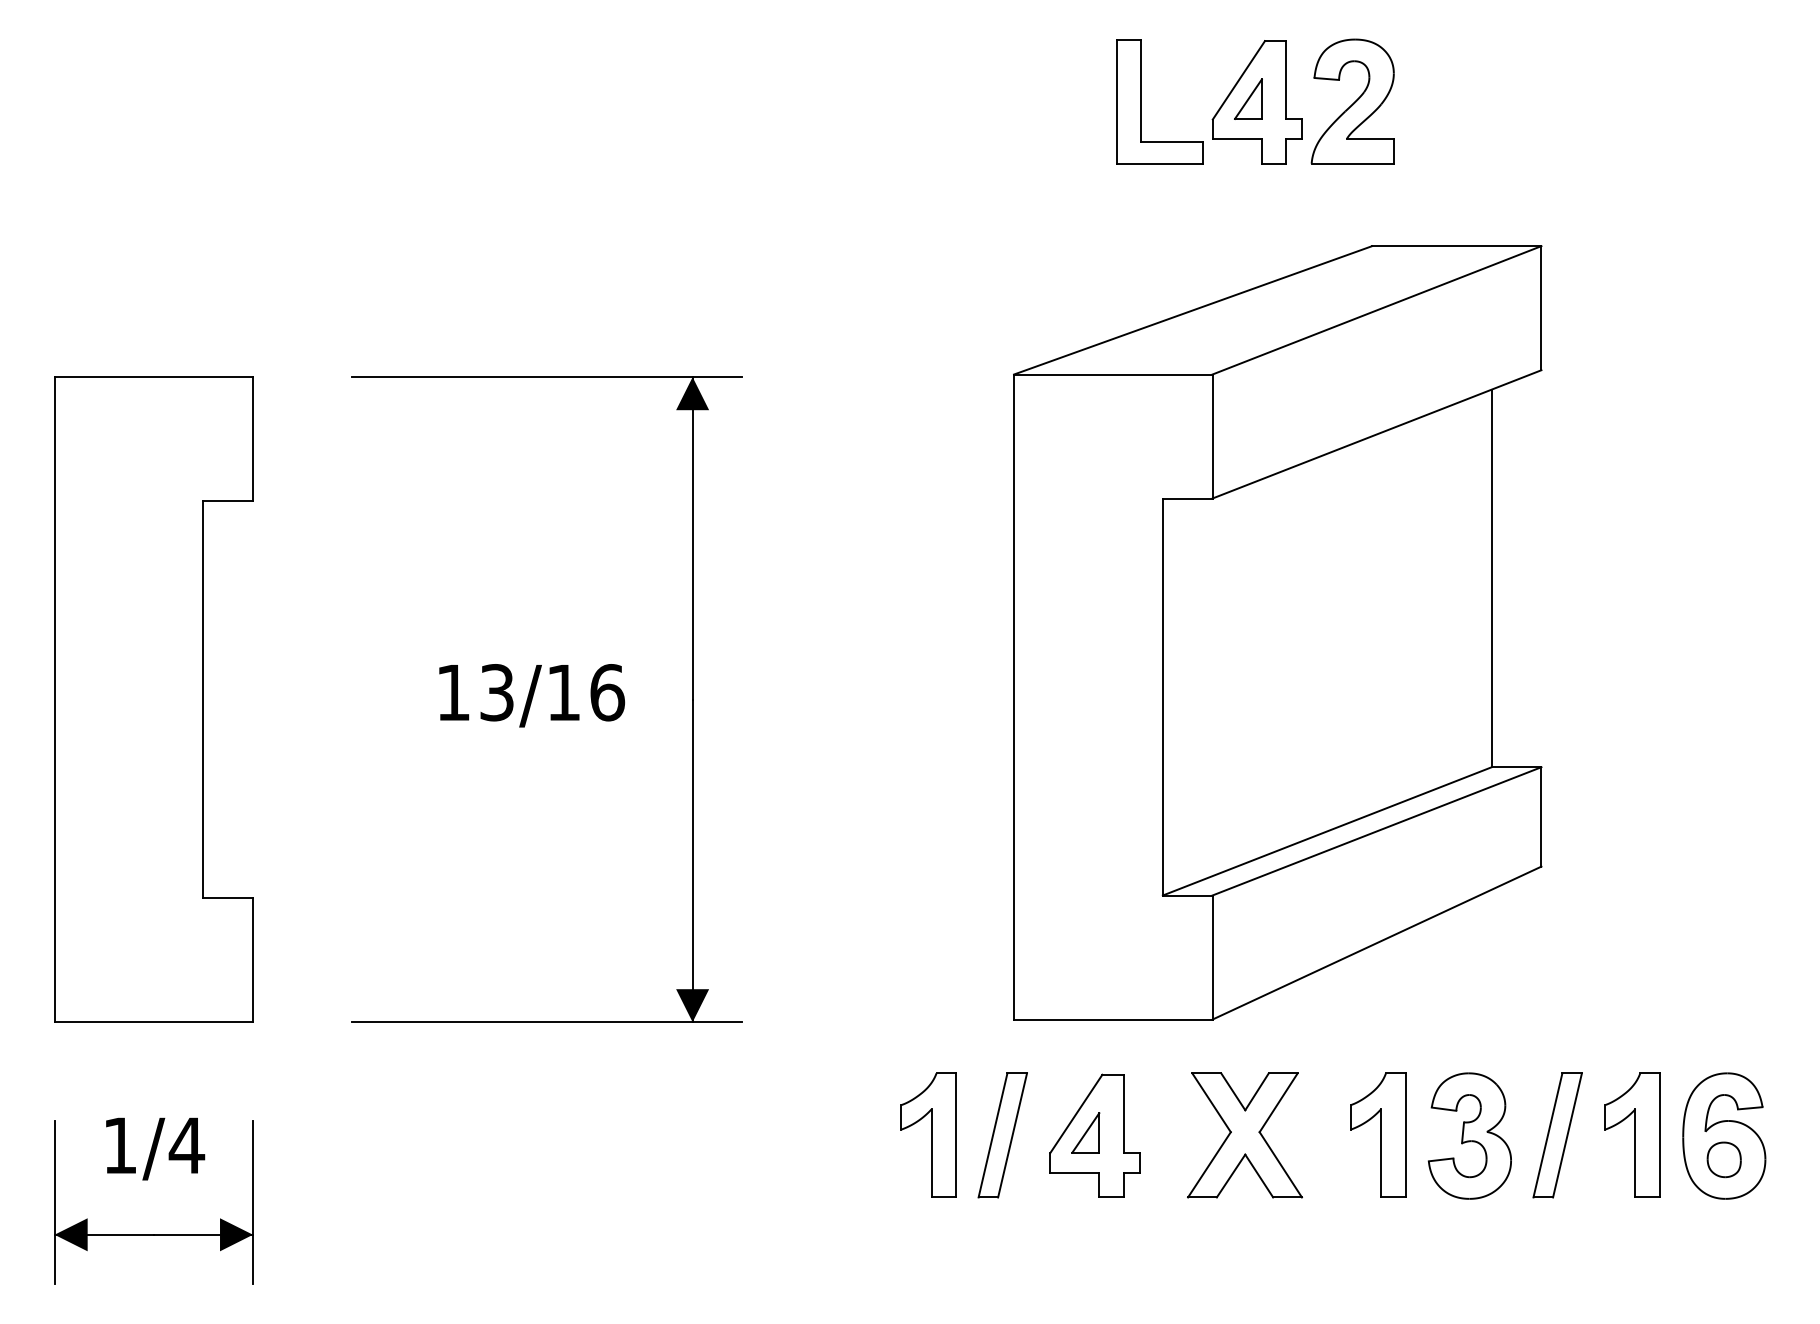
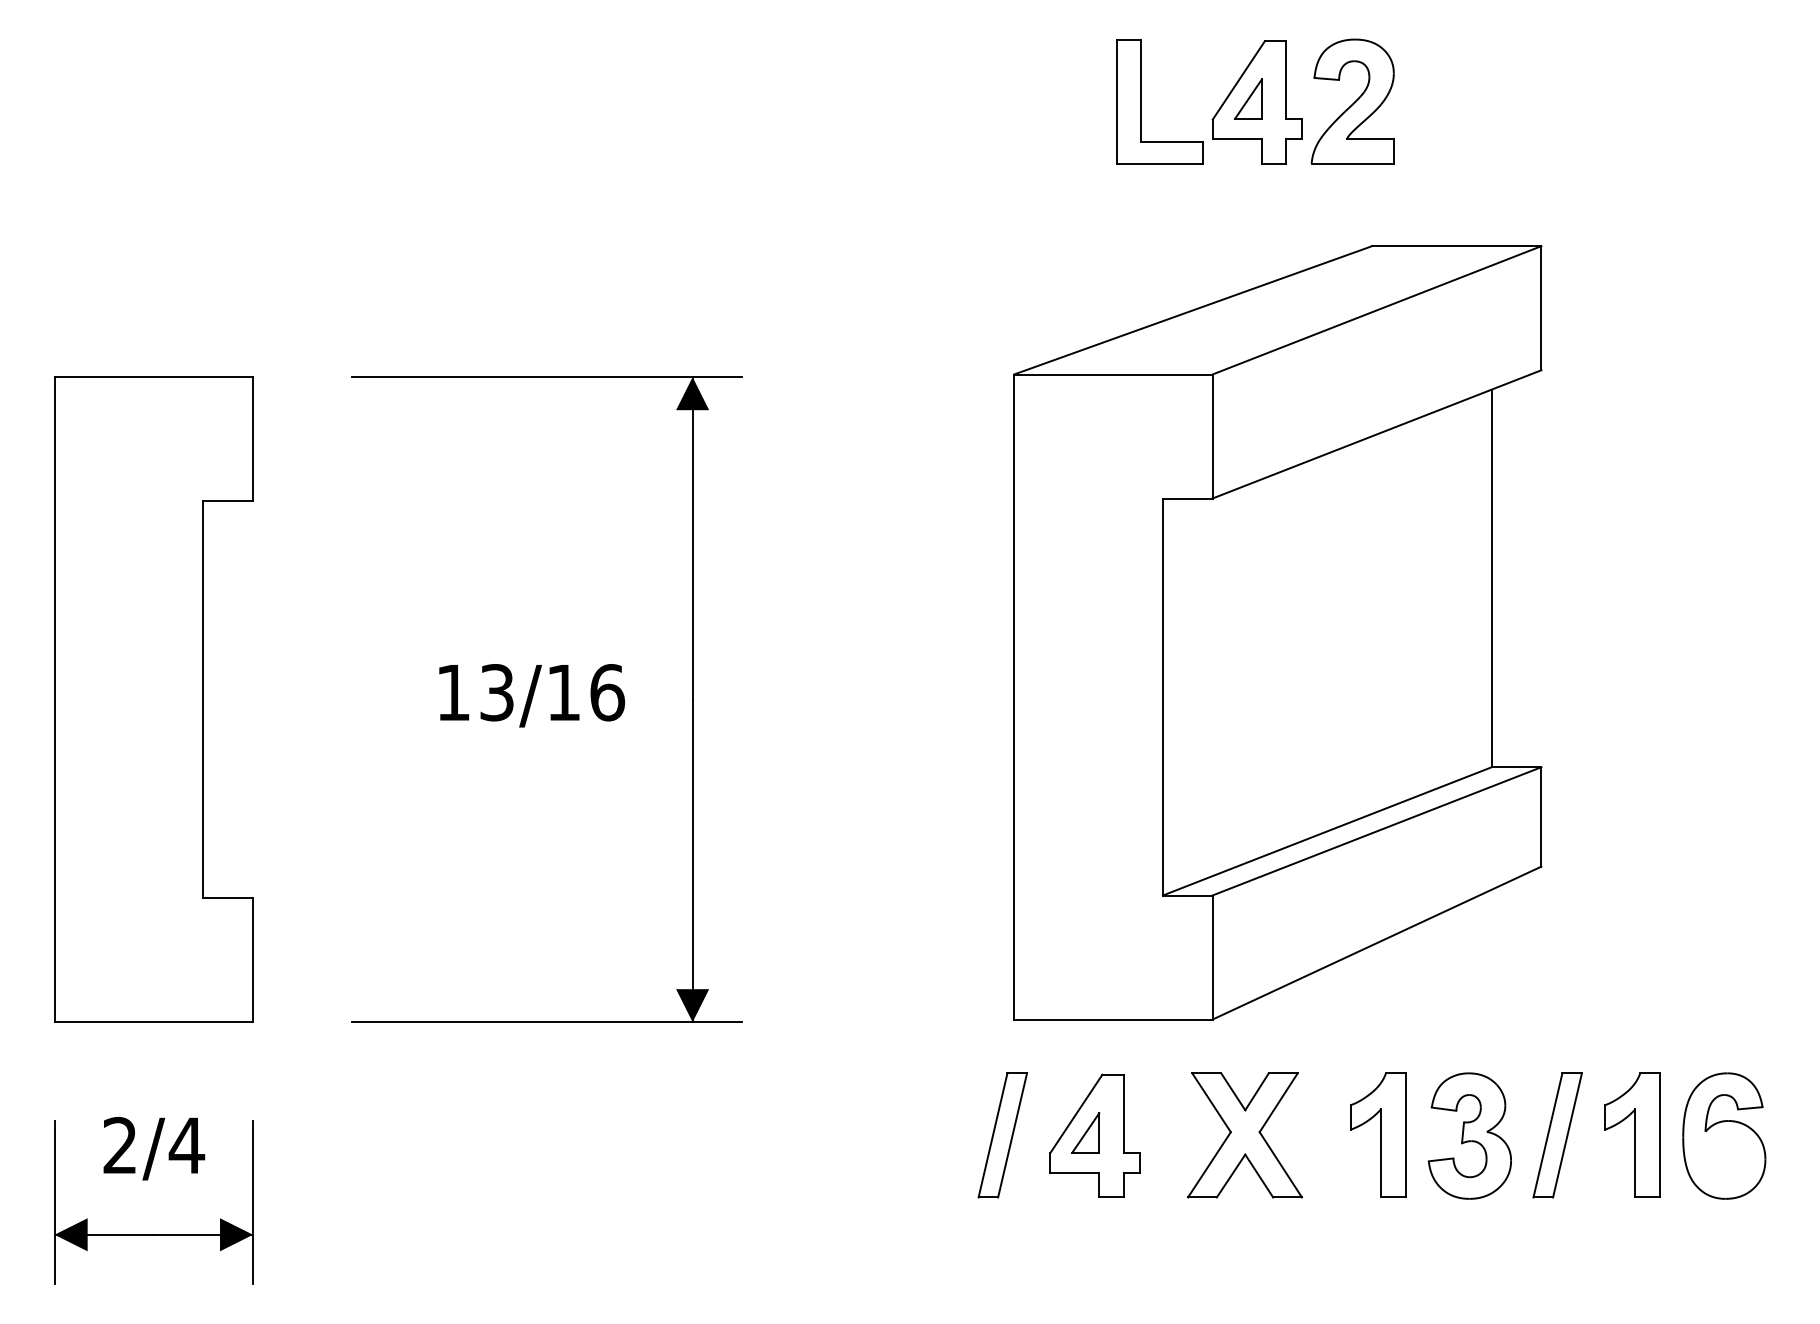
part: present -> none (928, 1134)
text: 1/4 -> 2/4 (119, 1144)
part: present -> none (1723, 1159)
